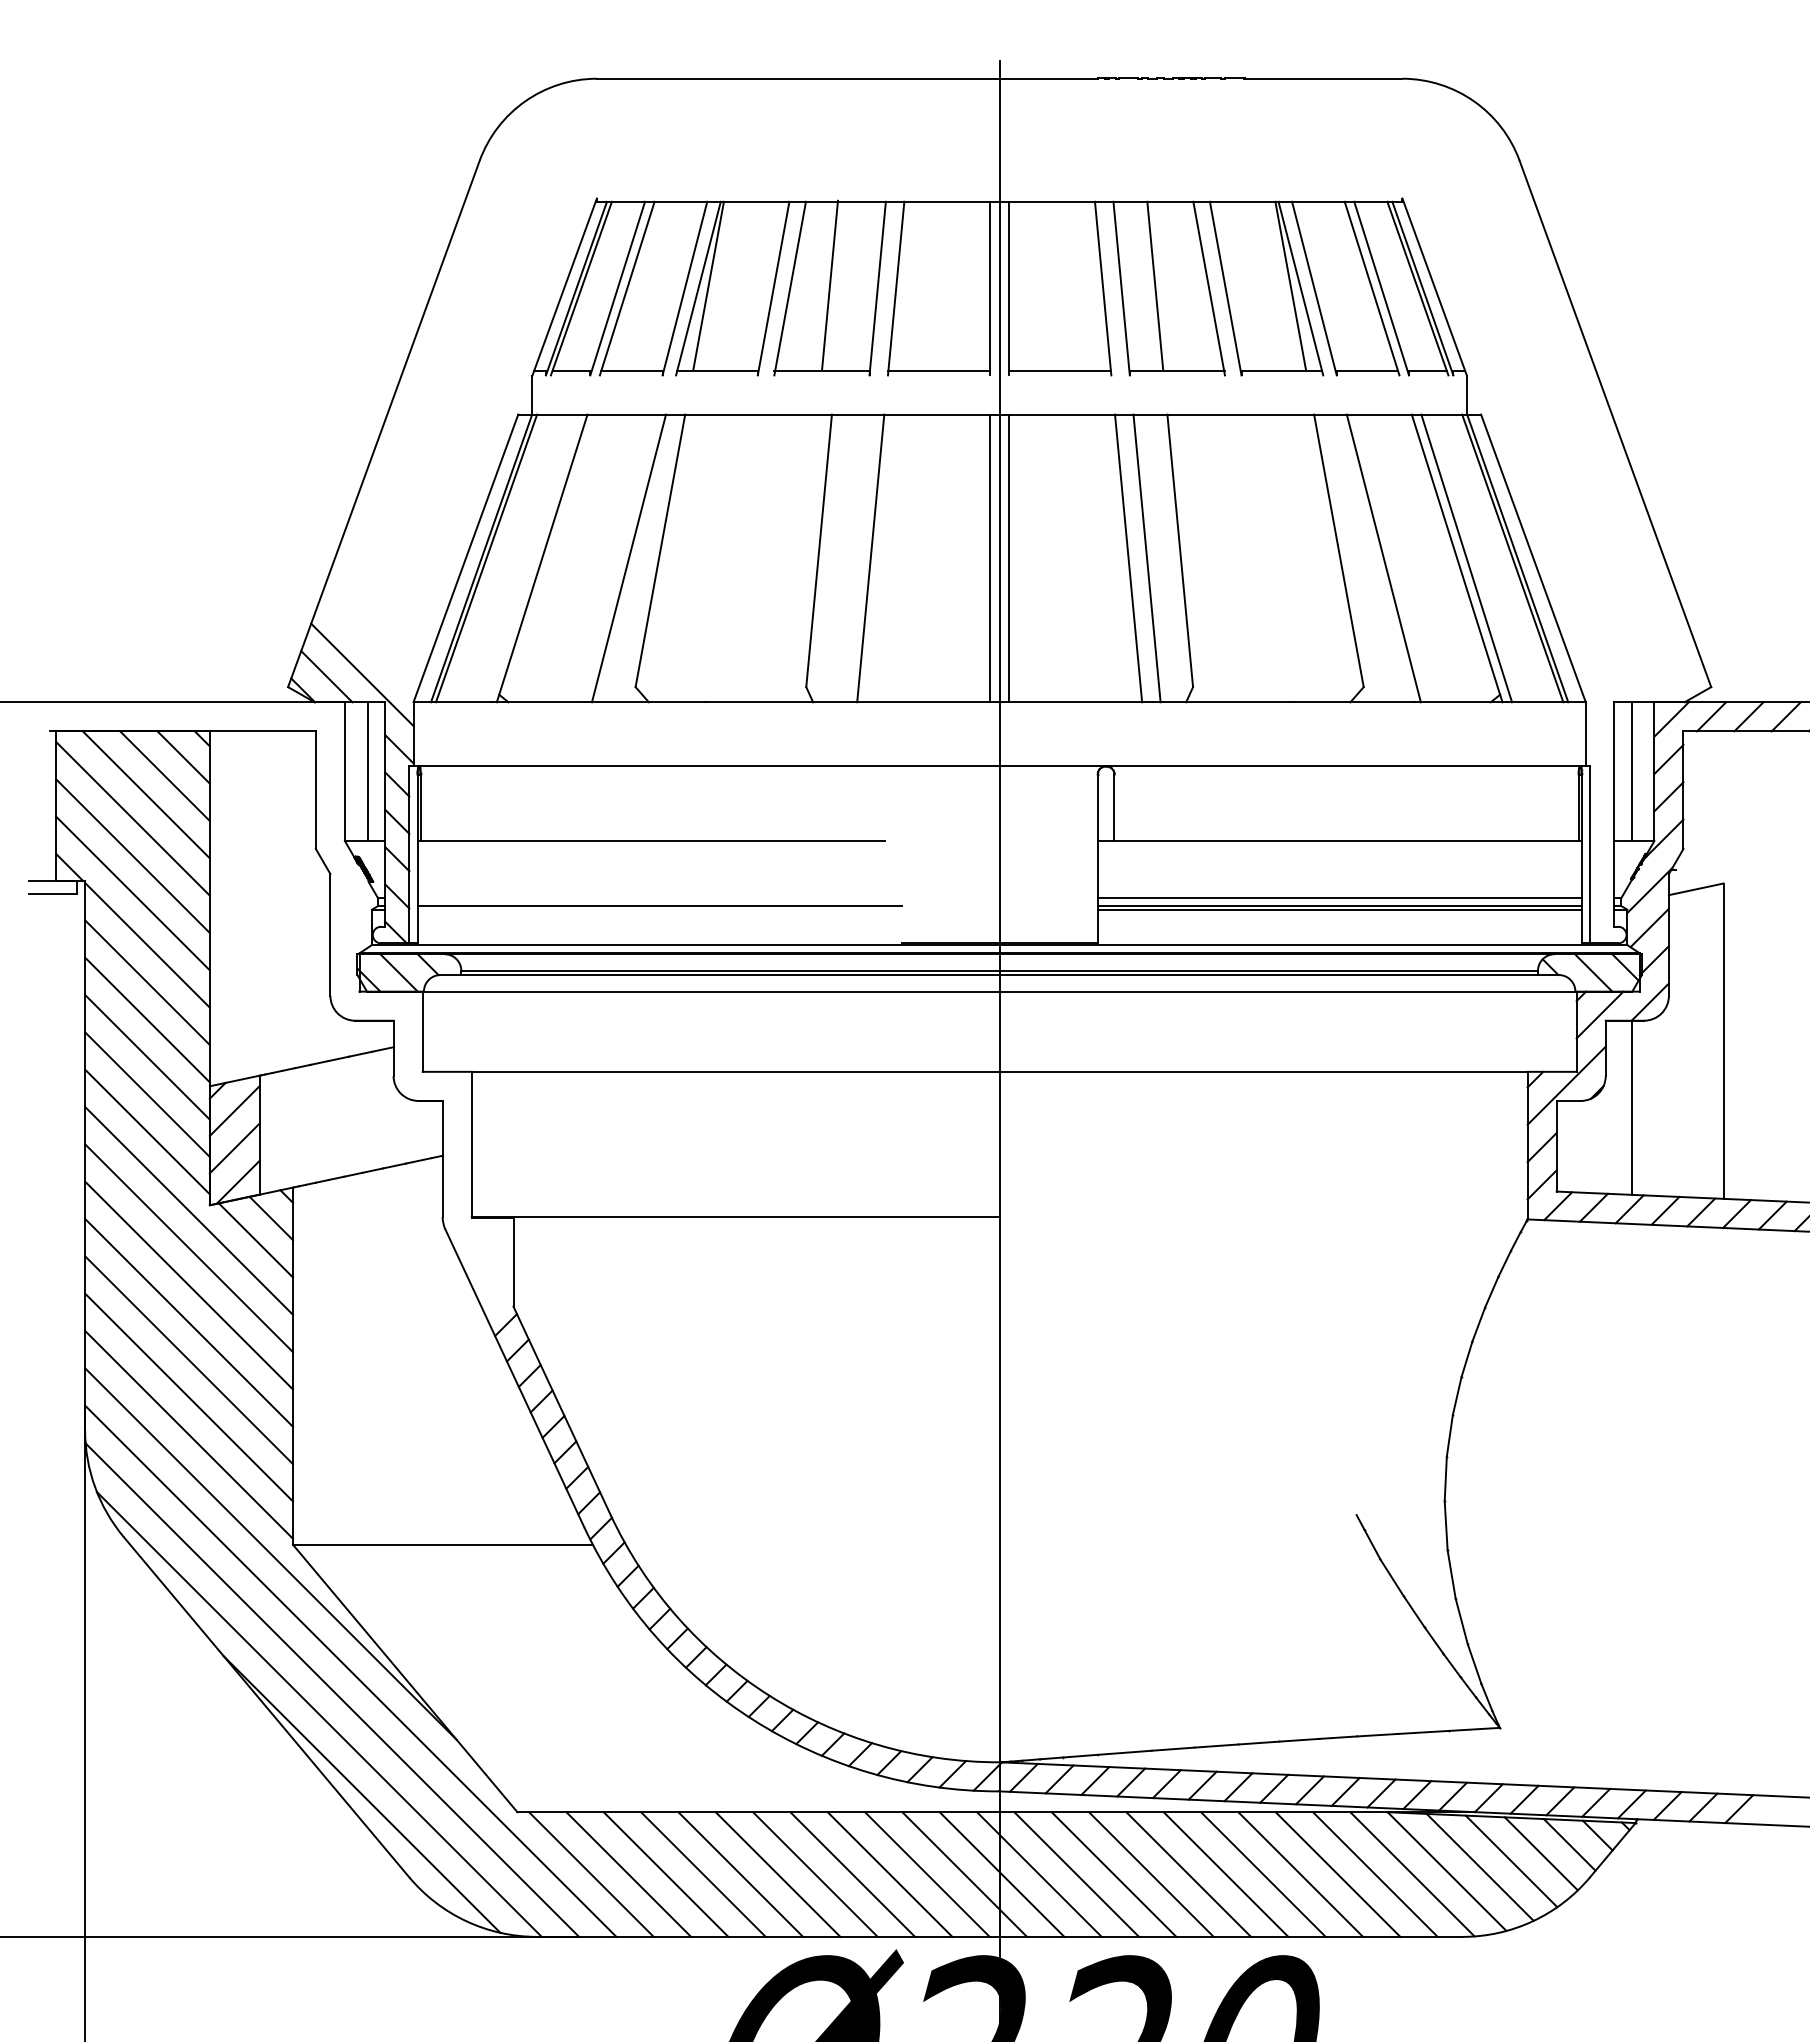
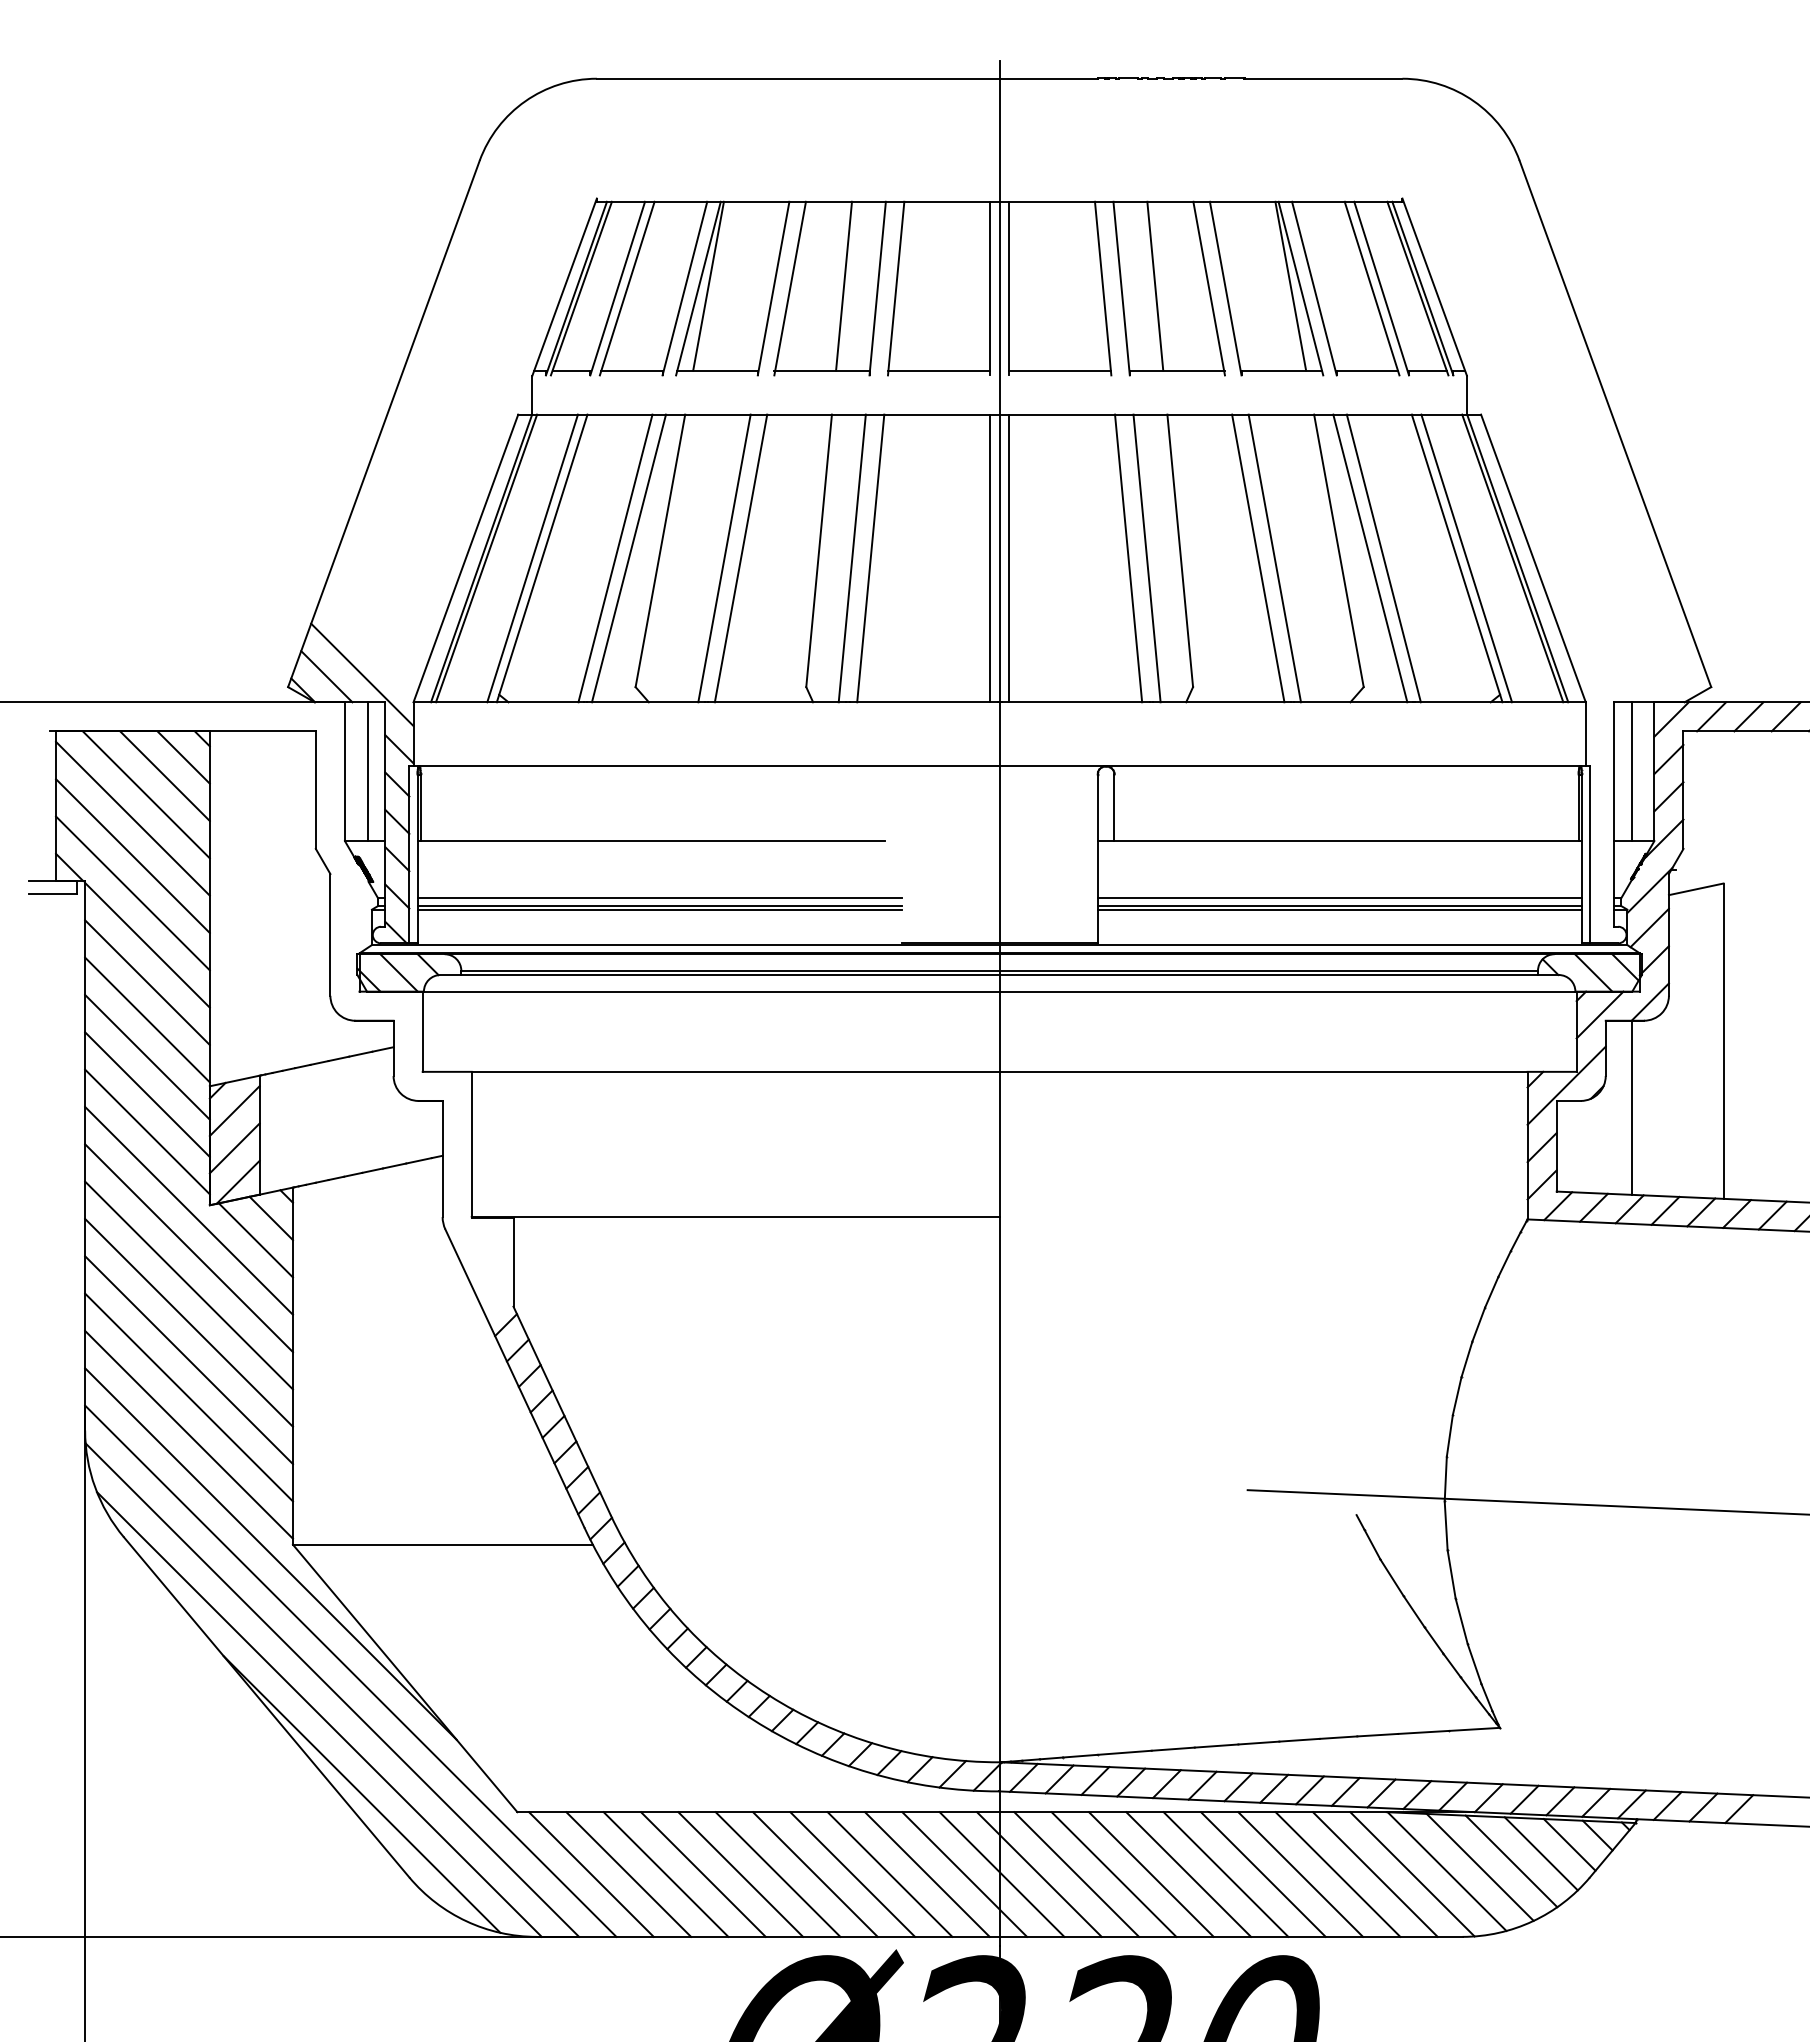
line position: (829, 284) -> (843, 285) (843, 285)
line: none -> present (532, 558)
line: none -> present (615, 558)
line: none -> present (724, 558)
line: none -> present (740, 558)
line: none -> present (851, 558)
line: none -> present (1258, 558)
line: none -> present (1274, 558)
line: none -> present (1370, 558)
line: none -> present (659, 898)
line: none -> present (659, 909)
line: none -> present (1526, 1502)
